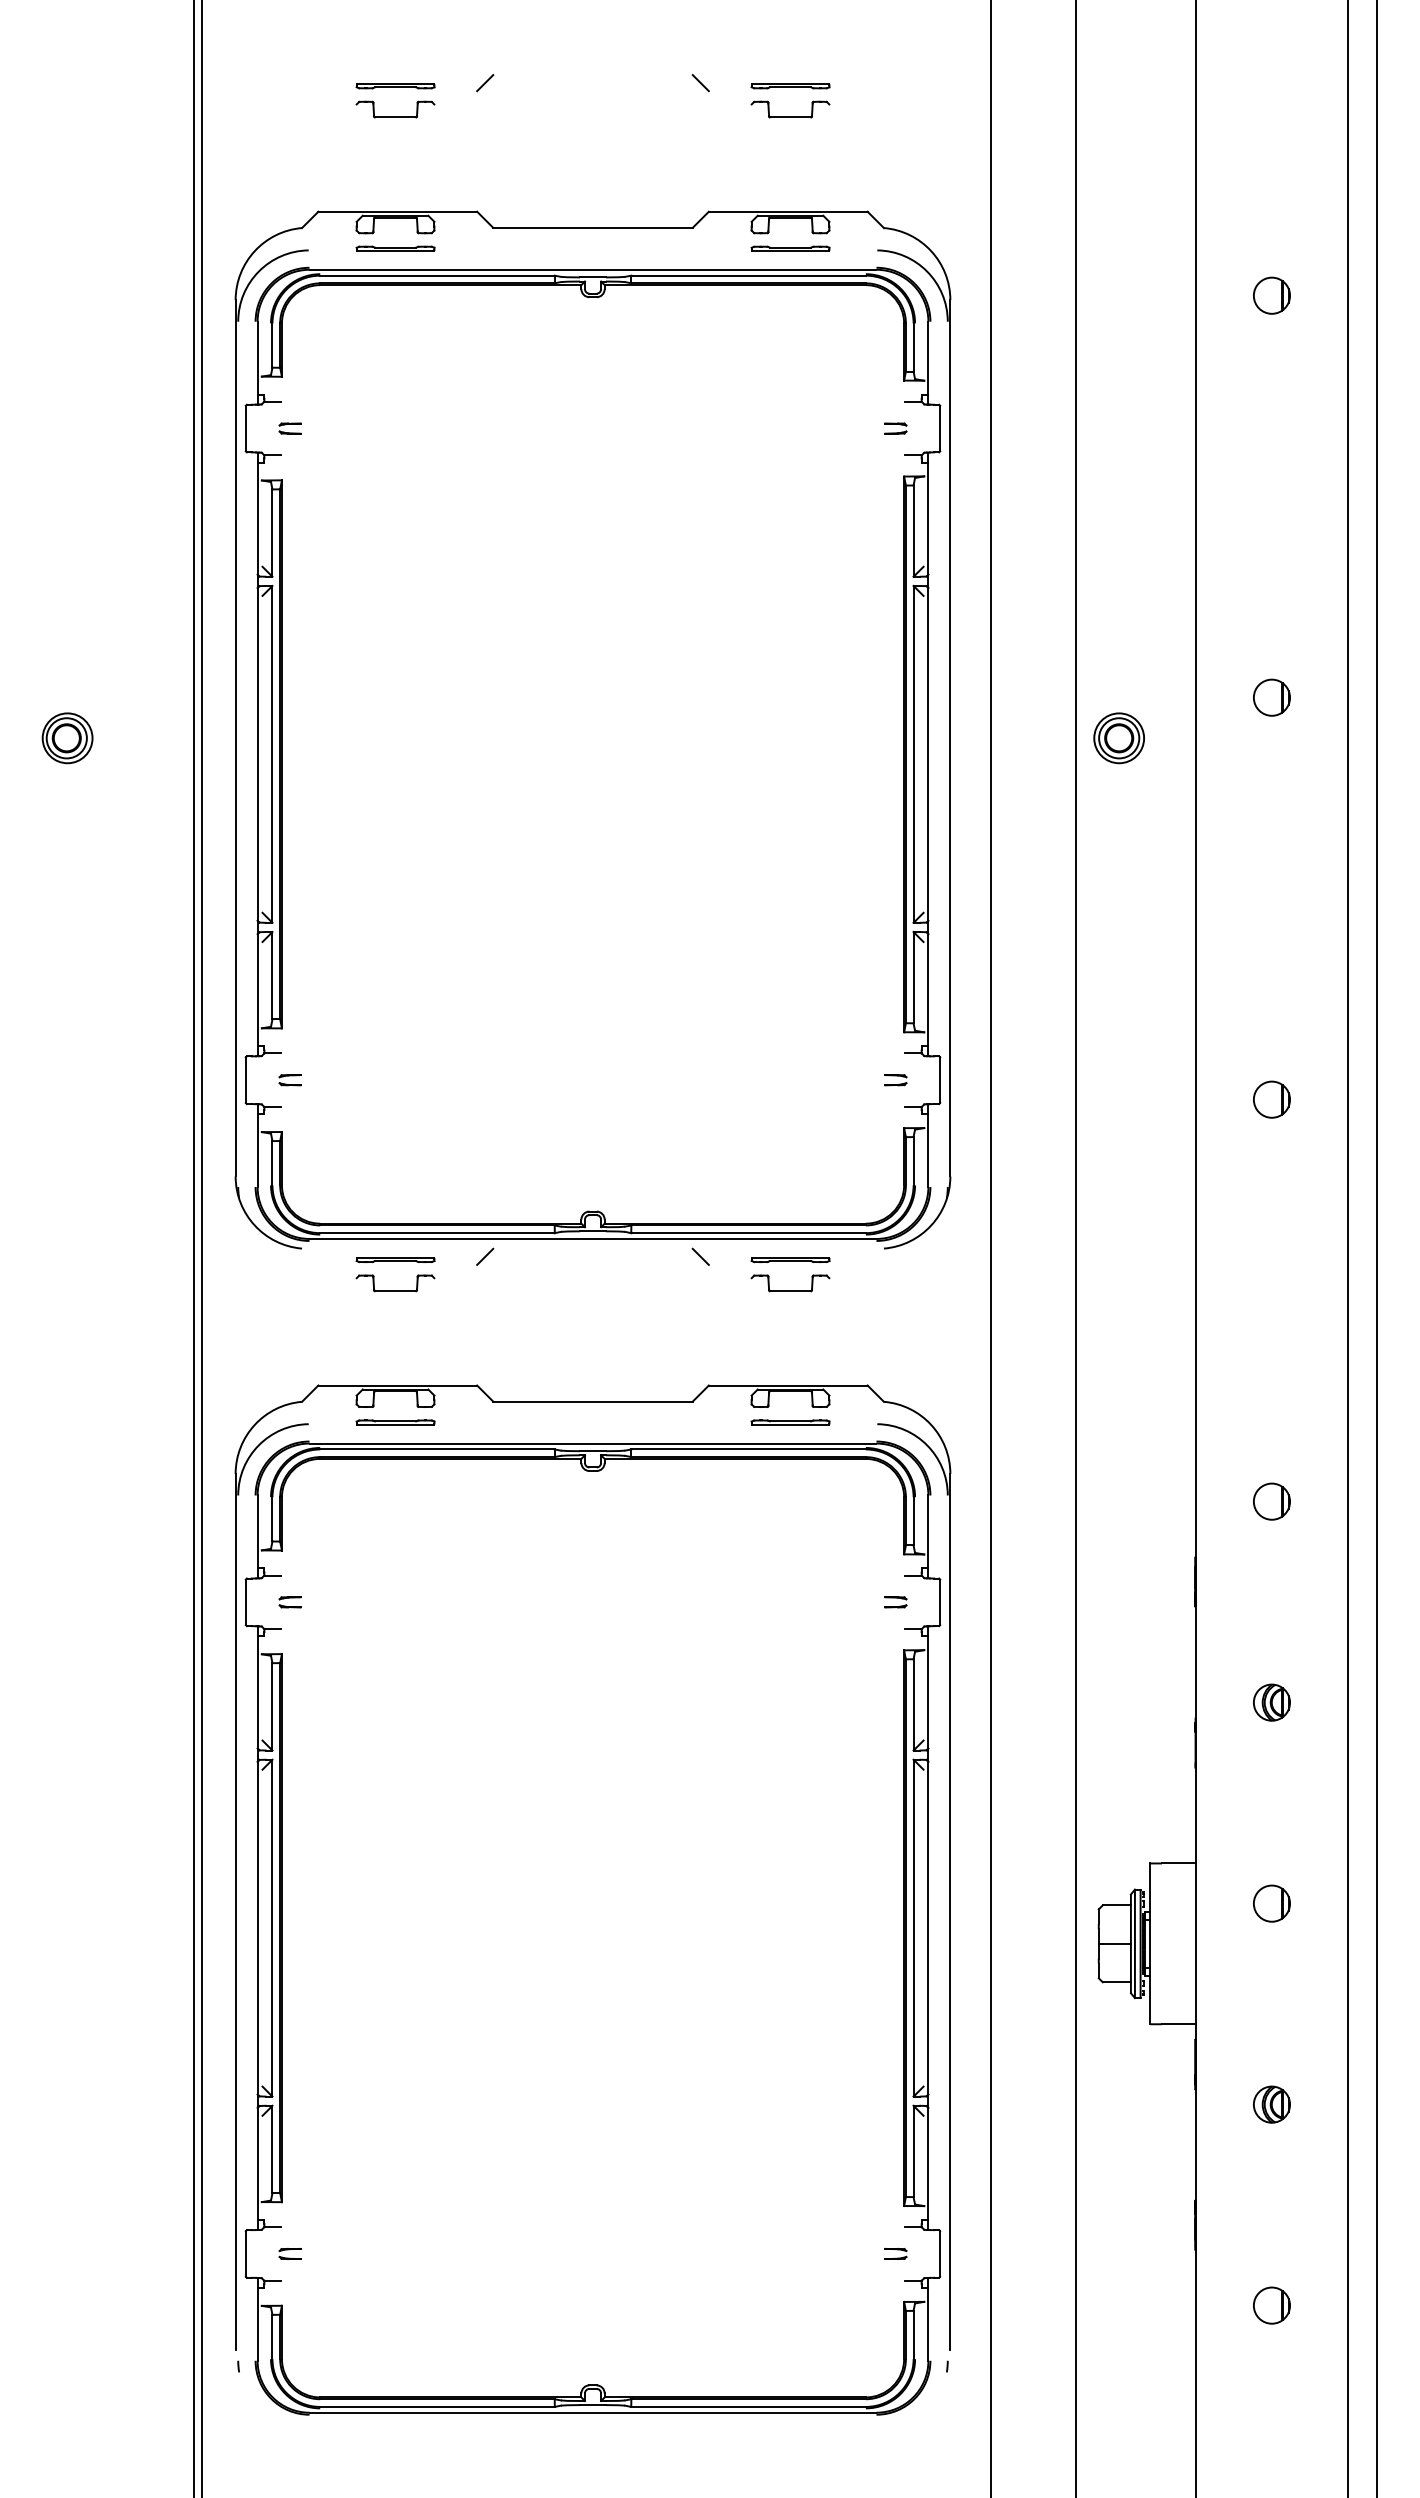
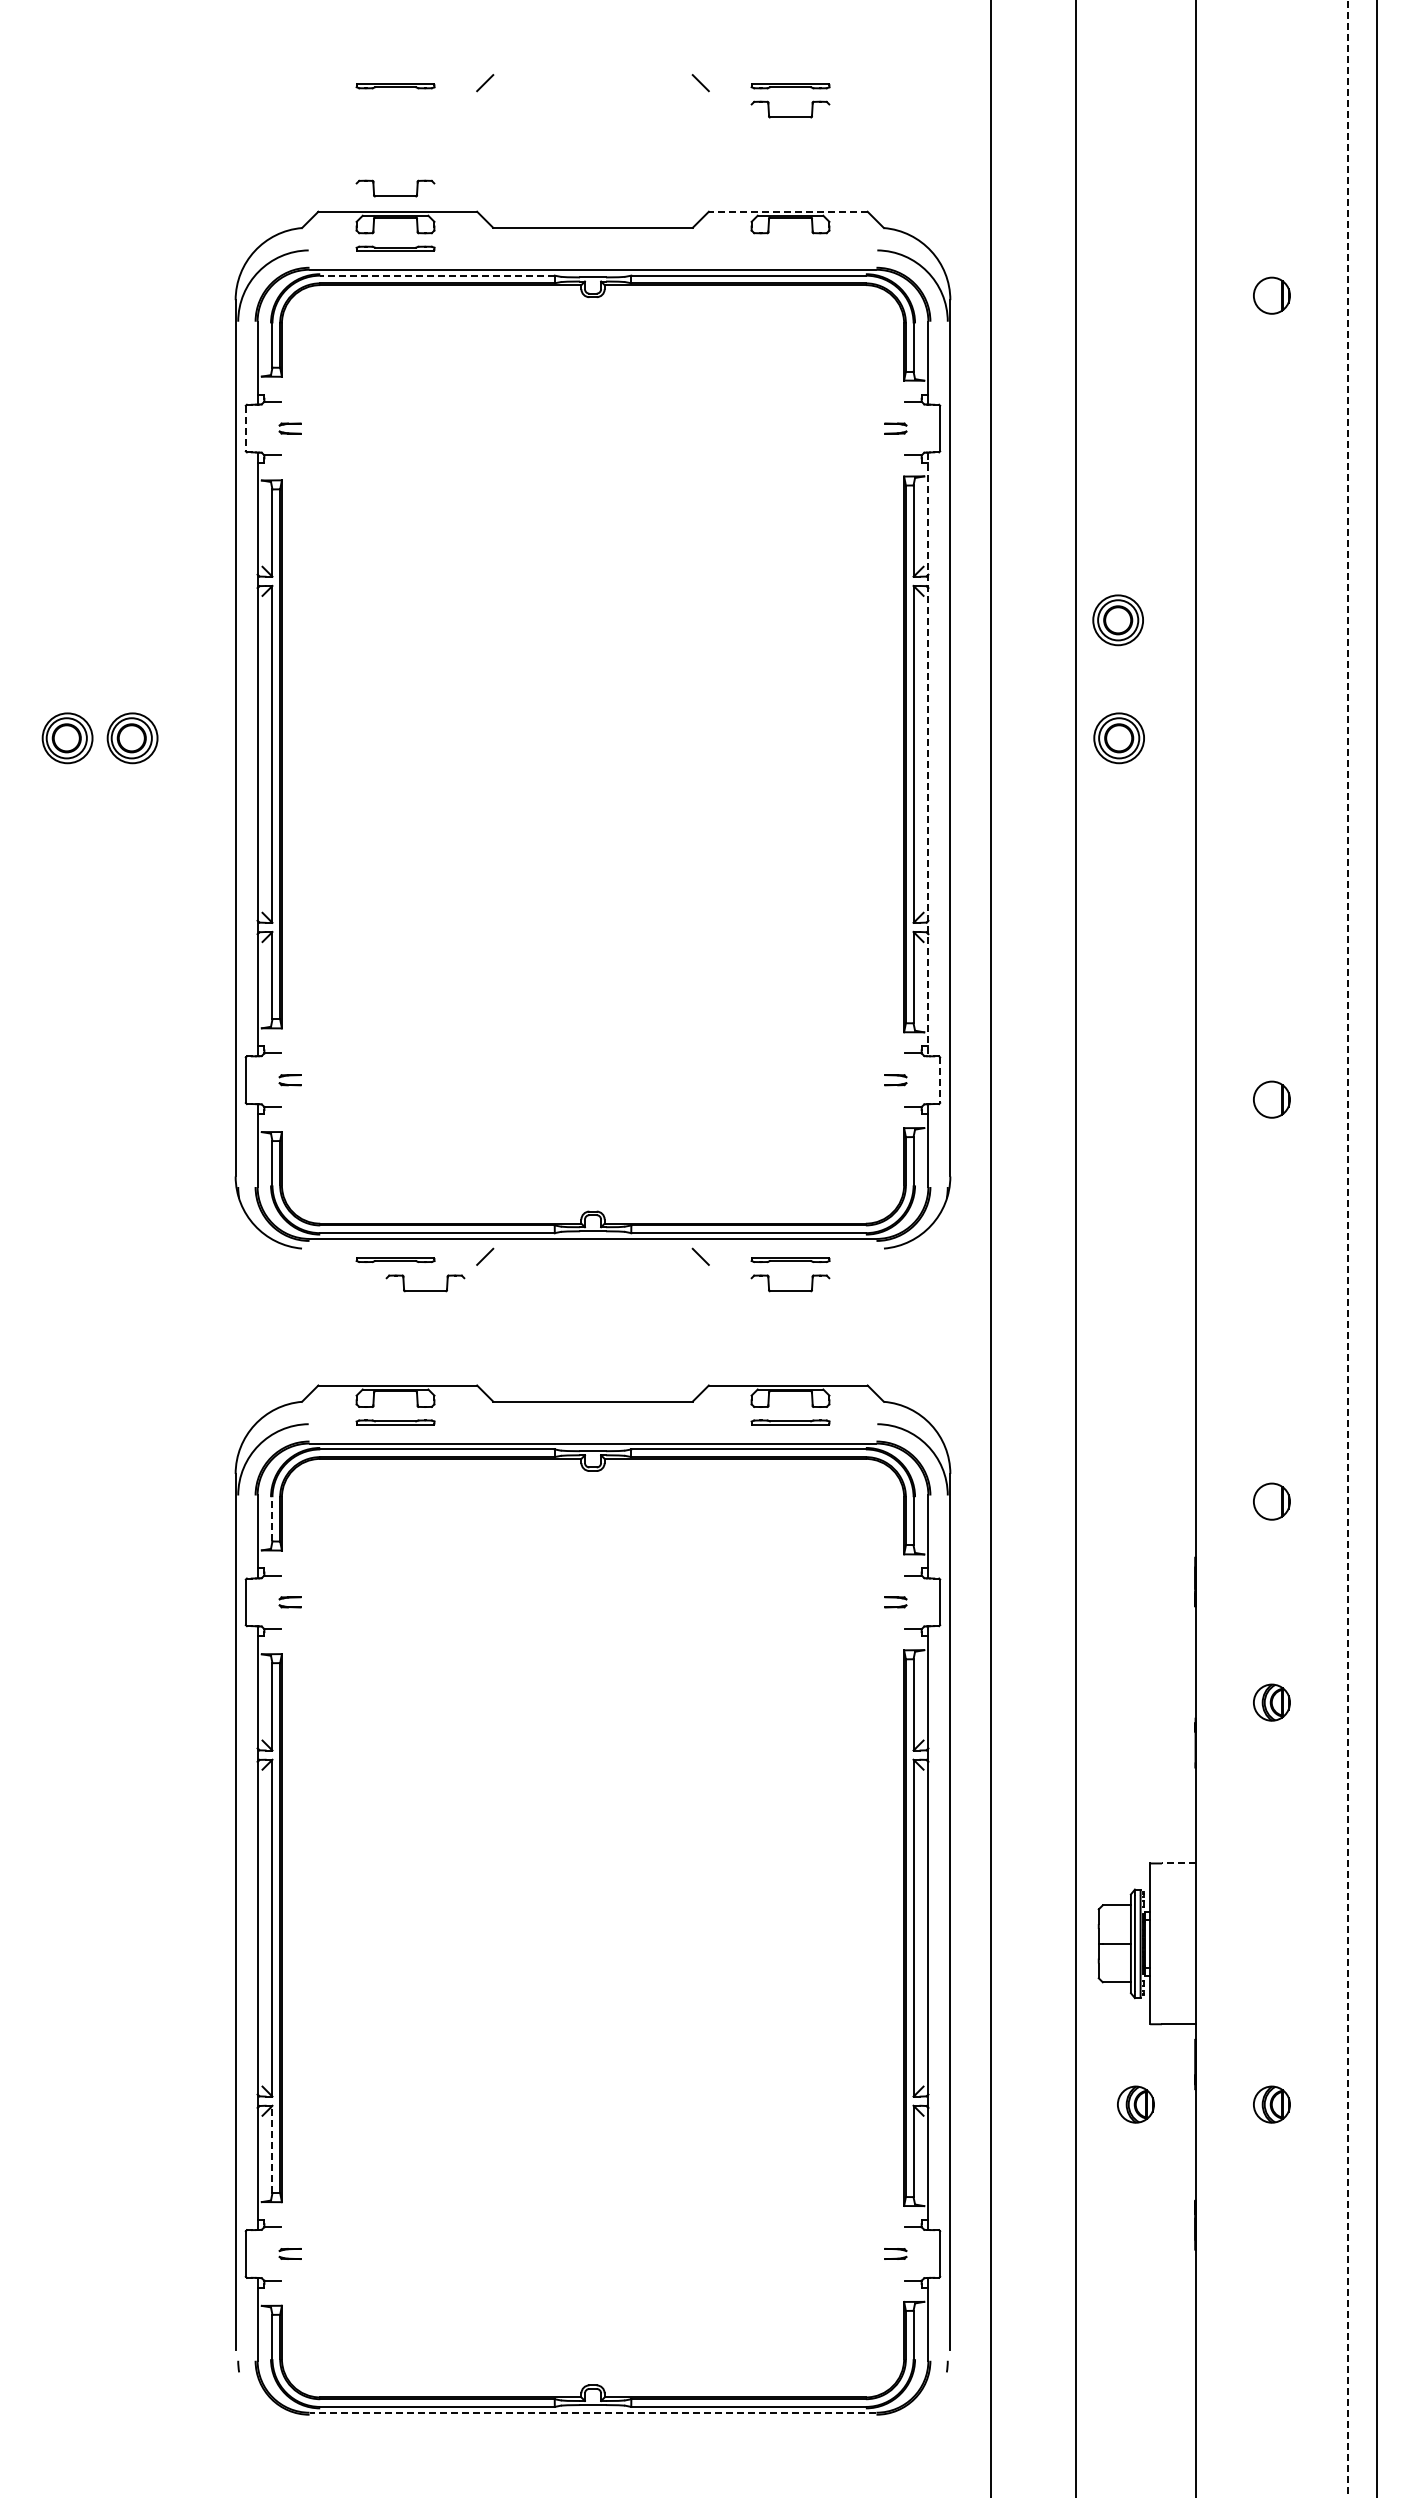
part position: (395, 116) -> (395, 195) (395, 195)
line: solid -> dashed (787, 211)
part: present -> none (790, 248)
line: solid -> dashed (436, 275)
line: solid -> dashed (245, 428)
part: none -> present (1117, 620)
part: present -> none (1271, 697)
part: none -> present (132, 738)
line: solid -> dashed (928, 754)
line: solid -> dashed (940, 1080)
line: present -> none (193, 1248)
line: present -> none (201, 1248)
line: solid -> dashed (1348, 1248)
part position: (395, 1290) -> (425, 1290) (425, 1290)
line: solid -> dashed (272, 1518)
line: solid -> dashed (1178, 1863)
part: present -> none (1271, 1903)
part: none -> present (1135, 2104)
line: solid -> dashed (272, 2149)
part: present -> none (1271, 2305)
line: solid -> dashed (592, 2412)
